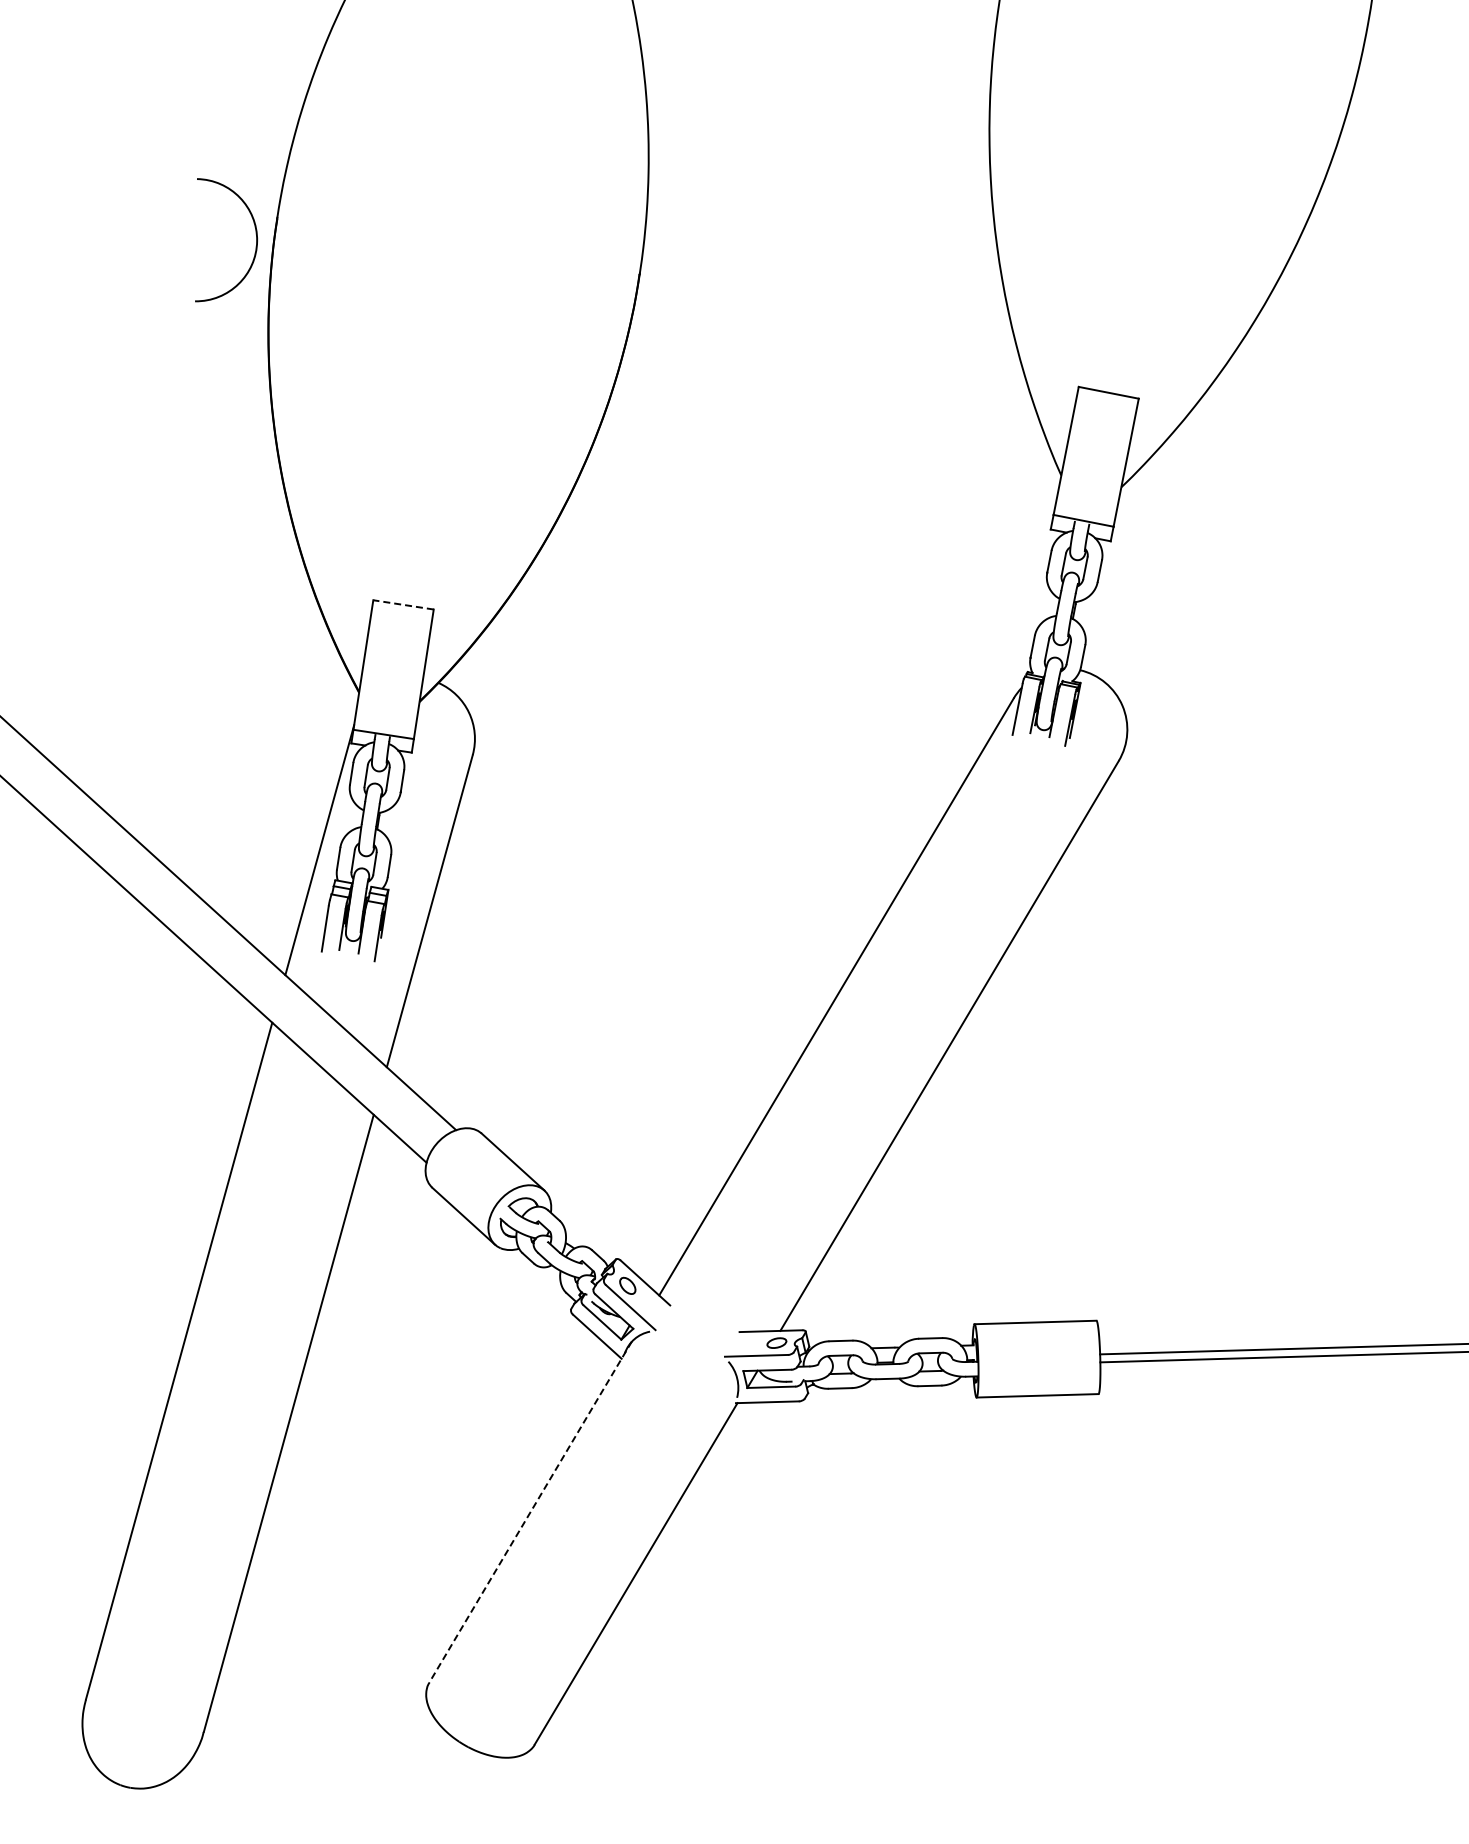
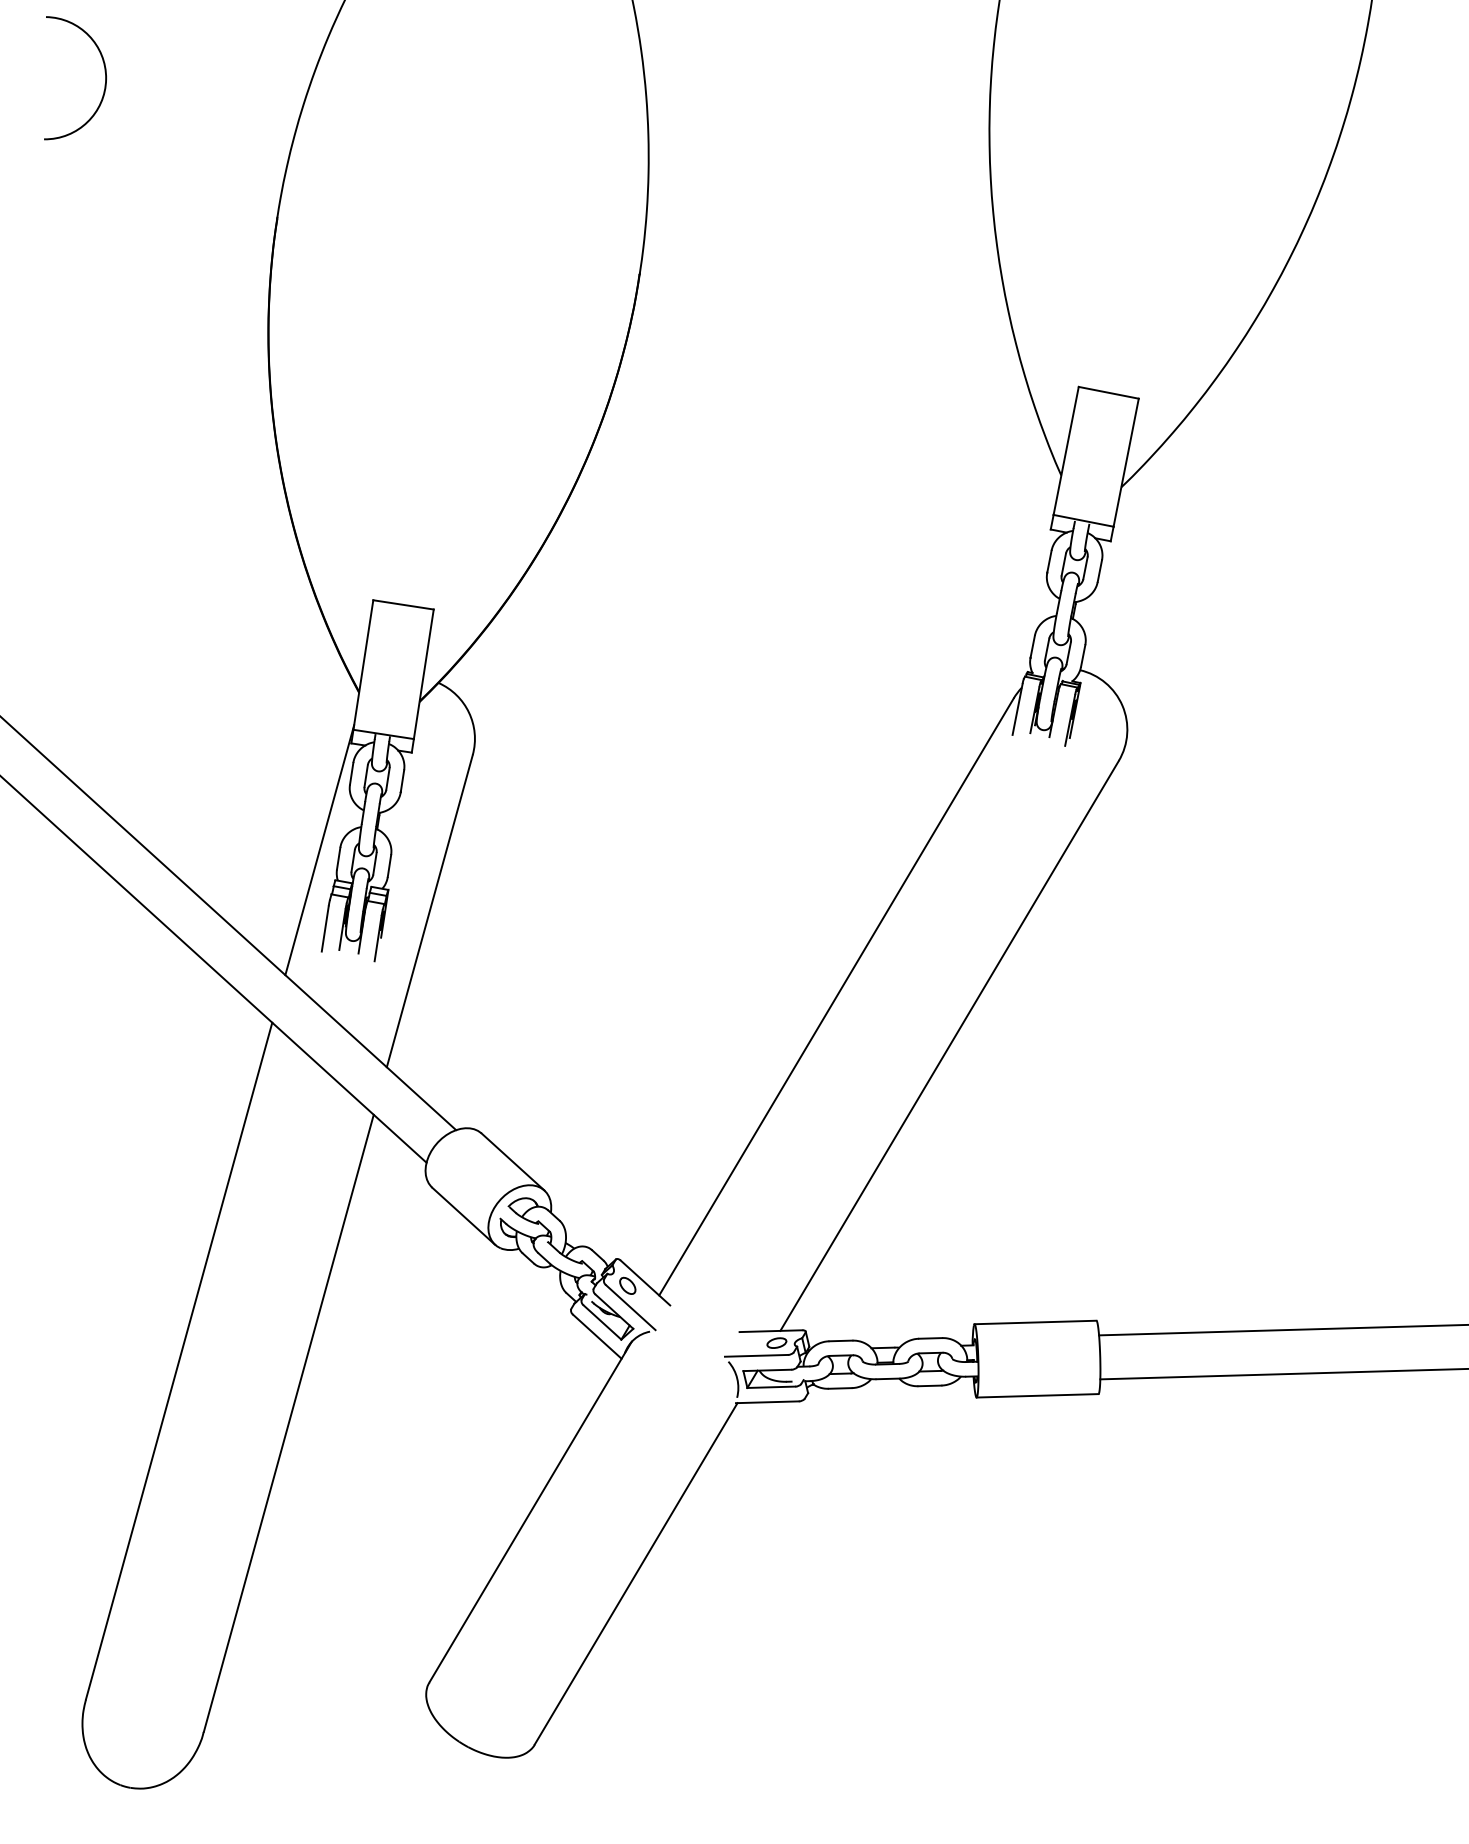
arc position: (255, 246) -> (104, 84) (104, 84)
line: dashed -> solid (403, 604)
line position: (1282, 1349) -> (1282, 1330) (1282, 1330)
line position: (1282, 1357) -> (1282, 1374) (1282, 1374)
line: dashed -> solid (530, 1511)
